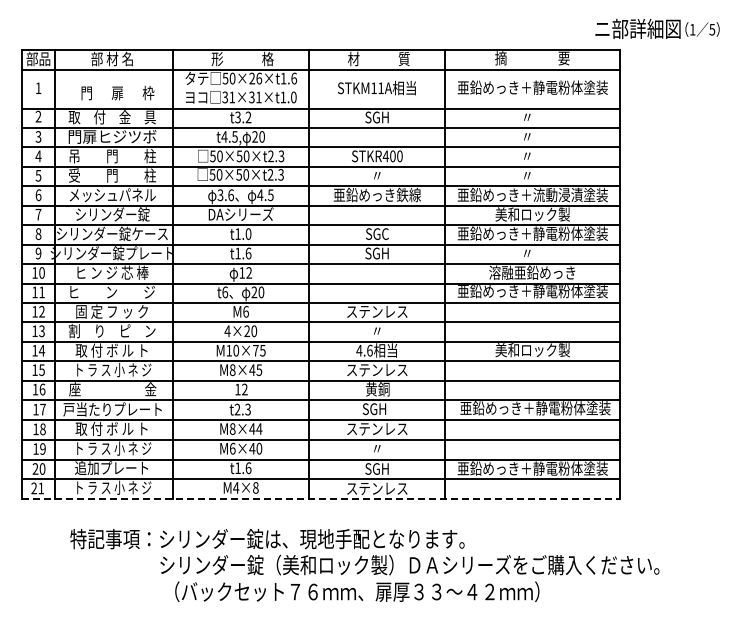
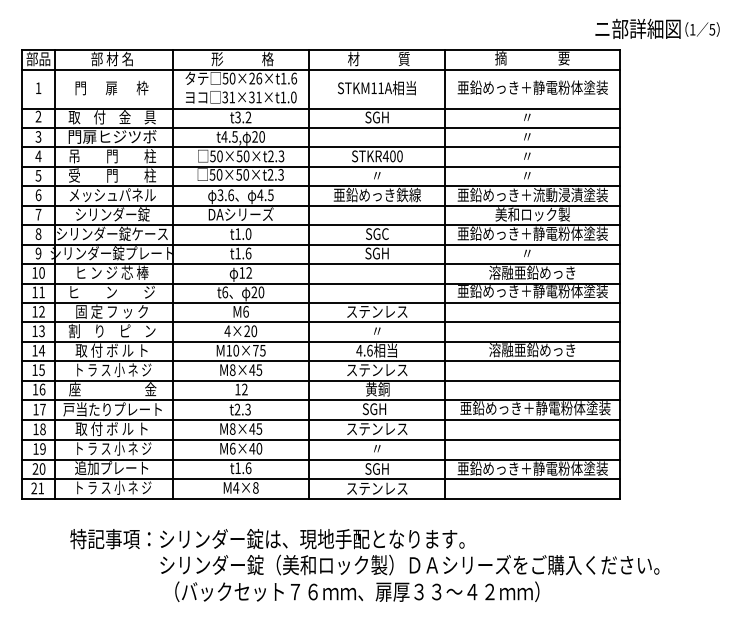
text position: (117, 93) -> (111, 88) (111, 88)
text: 美和ロック製 -> 溶融亜鉛めっき (532, 350)
text: M8×44 -> M8×45 (259, 428)
line: dashed -> solid (321, 498)
